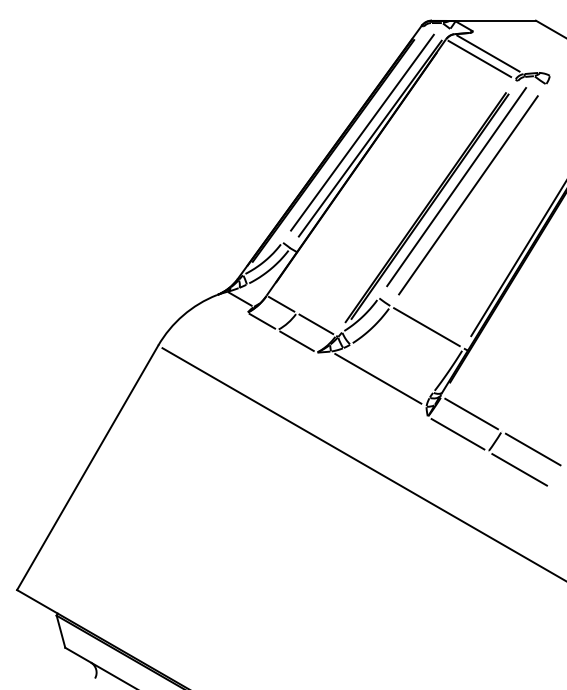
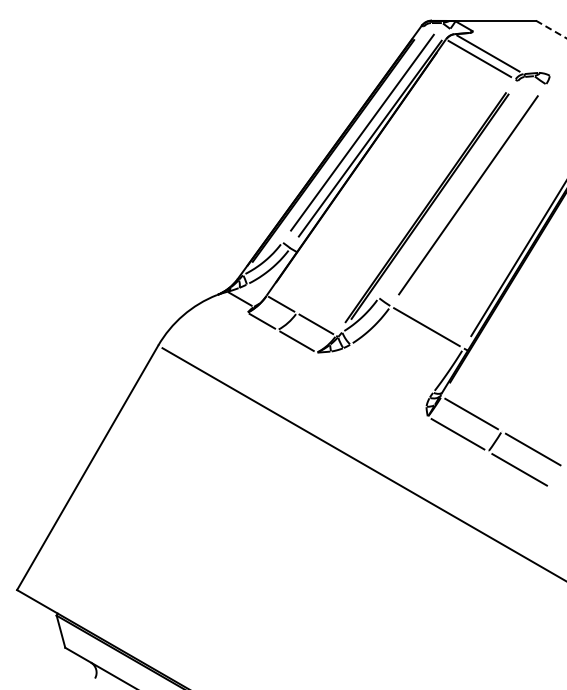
line: solid -> dashed (551, 29)
line: present -> none (456, 187)
line: present -> none (378, 378)
